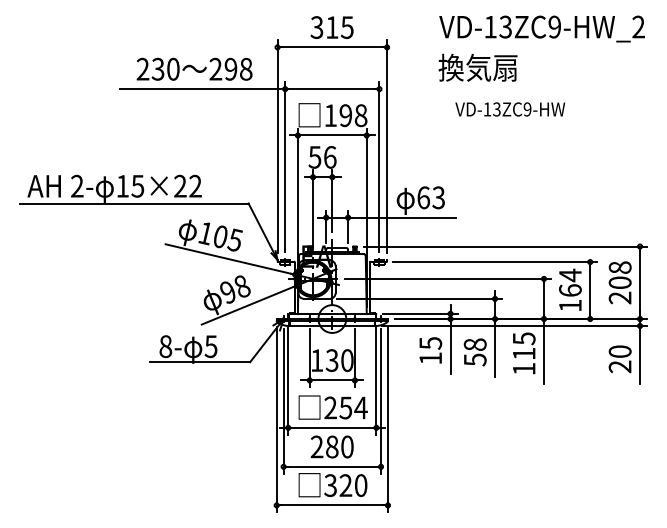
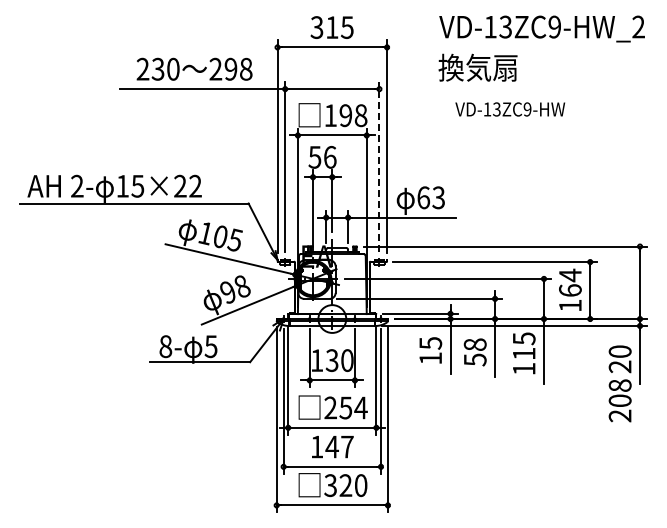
line: solid -> dashed (379, 166)
text position: (619, 282) -> (619, 400) (619, 400)
text: 280 -> 147 (331, 446)
